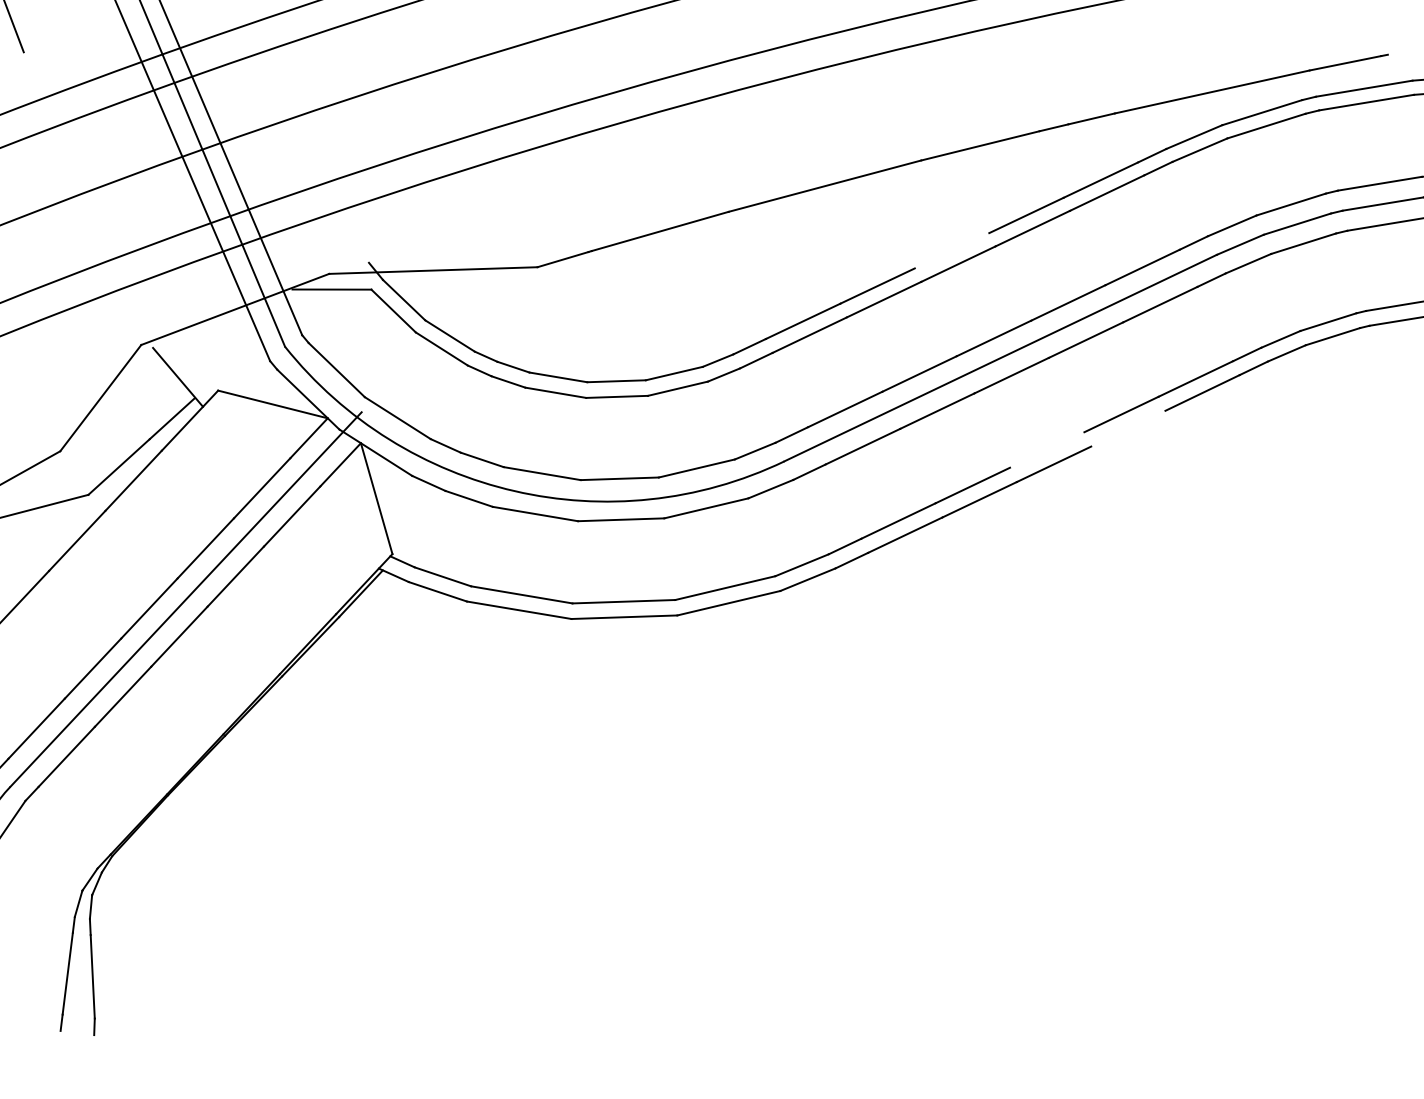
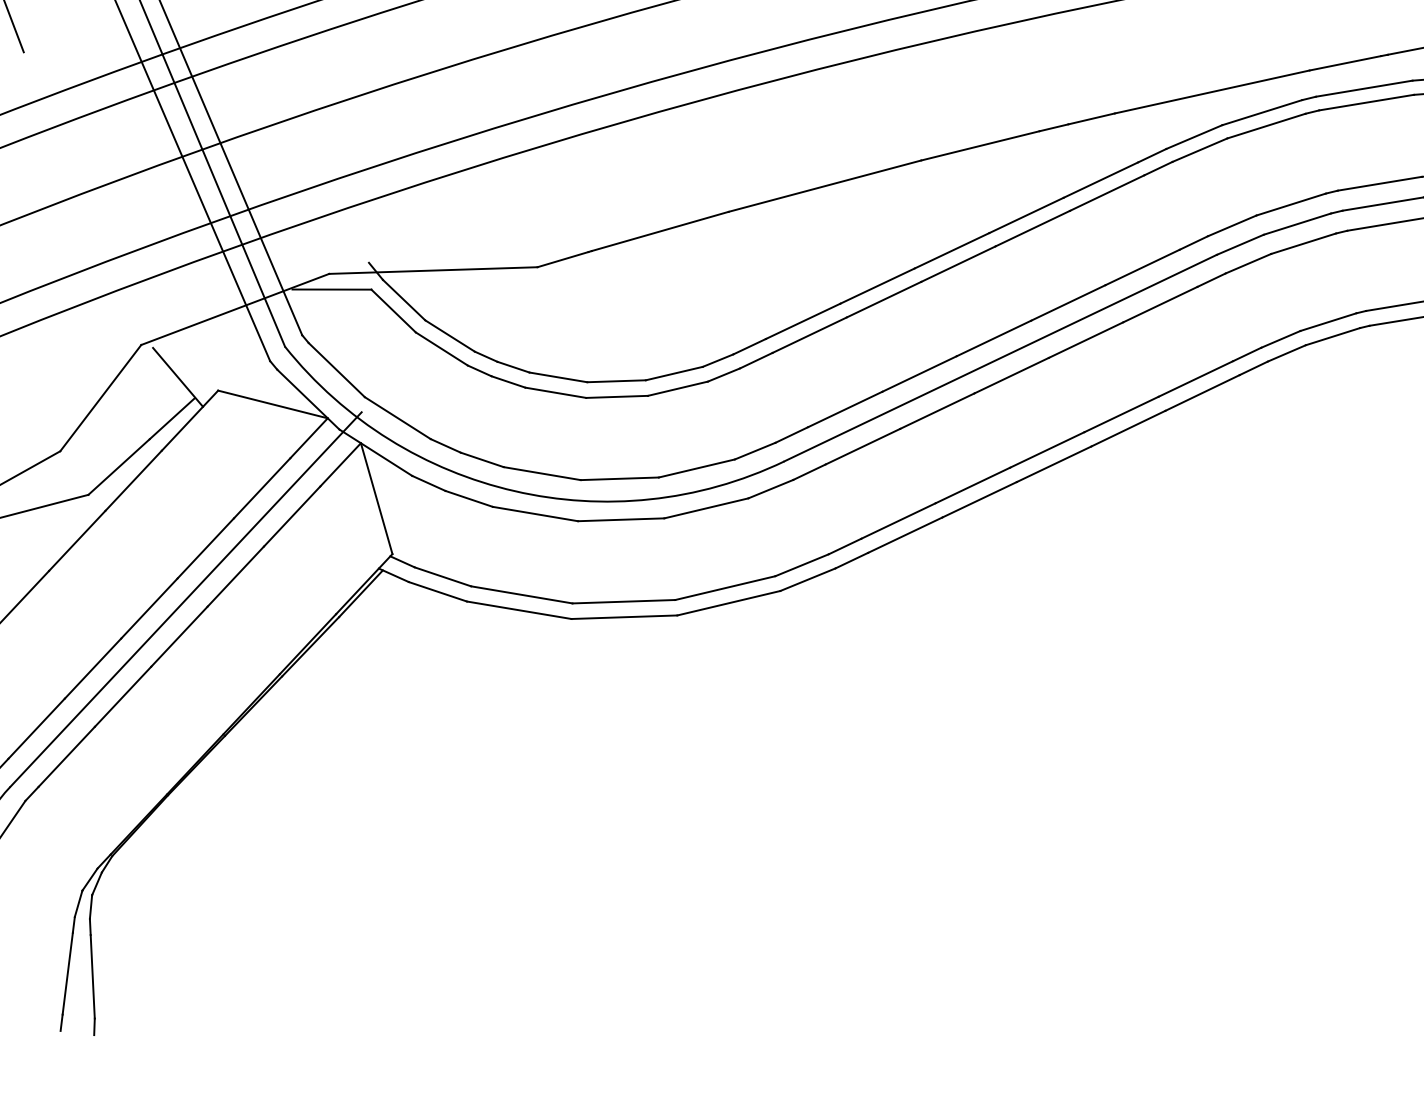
line: none -> present (1403, 51)
line: none -> present (951, 250)
line: none -> present (1128, 428)
line: none -> present (1047, 449)
